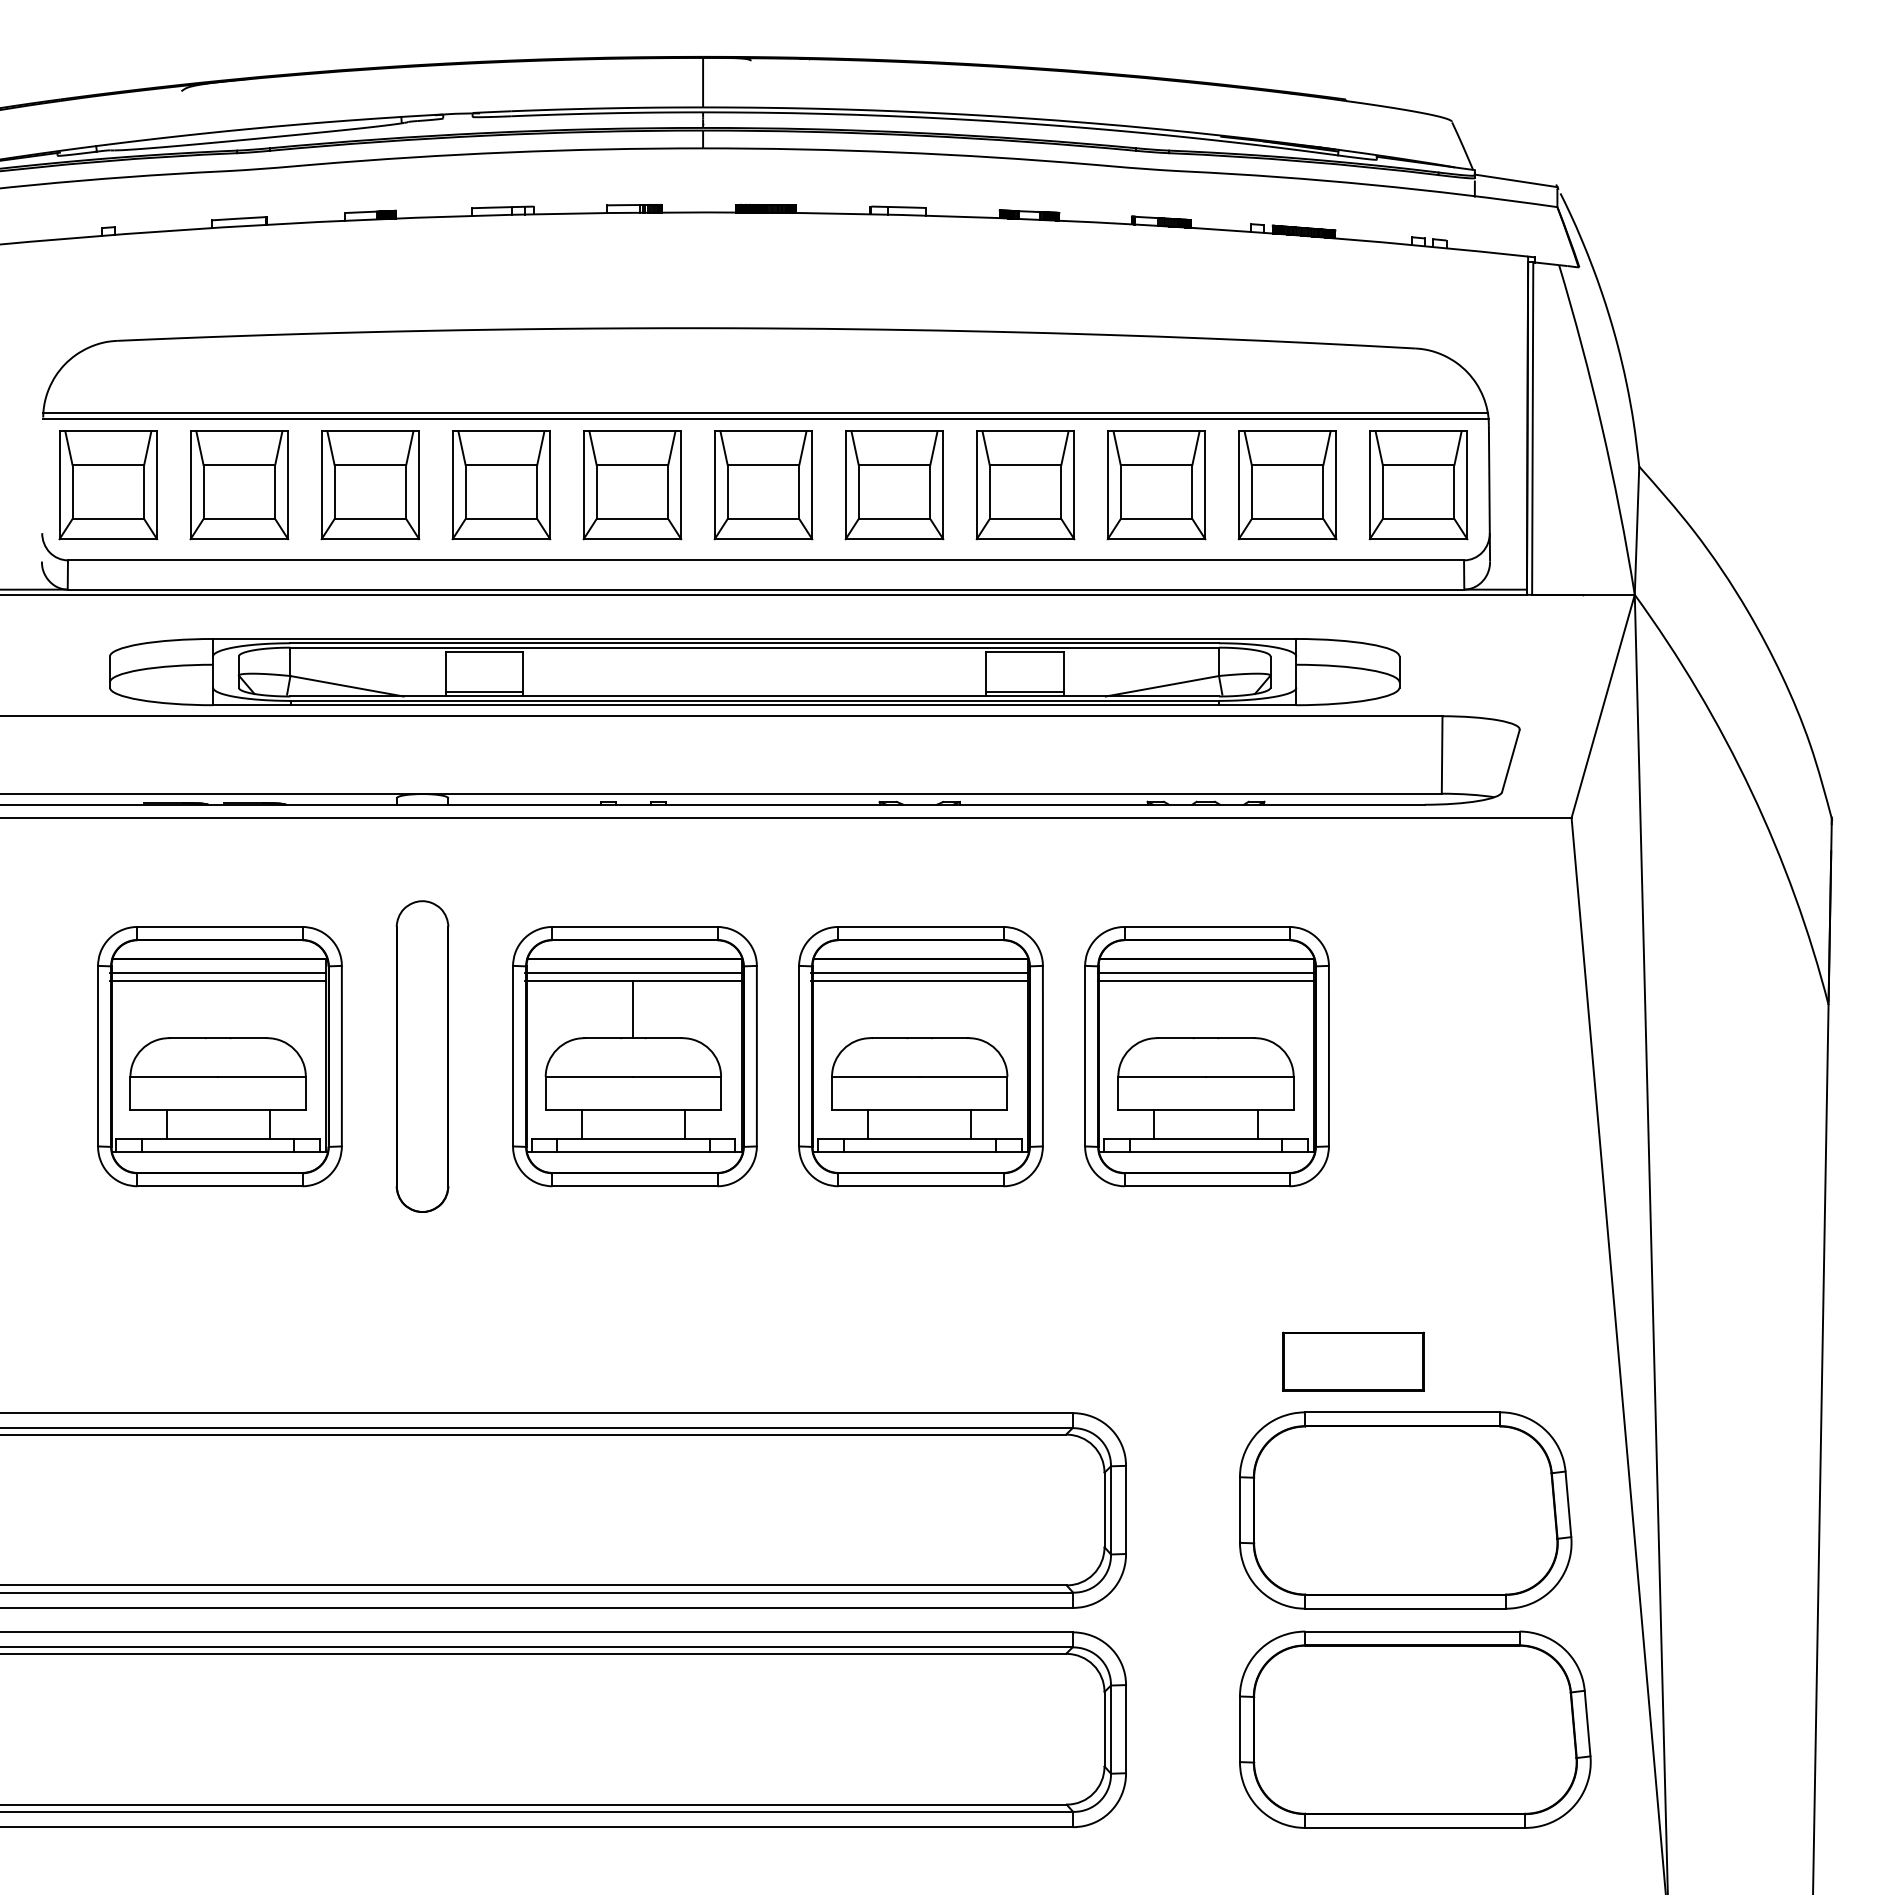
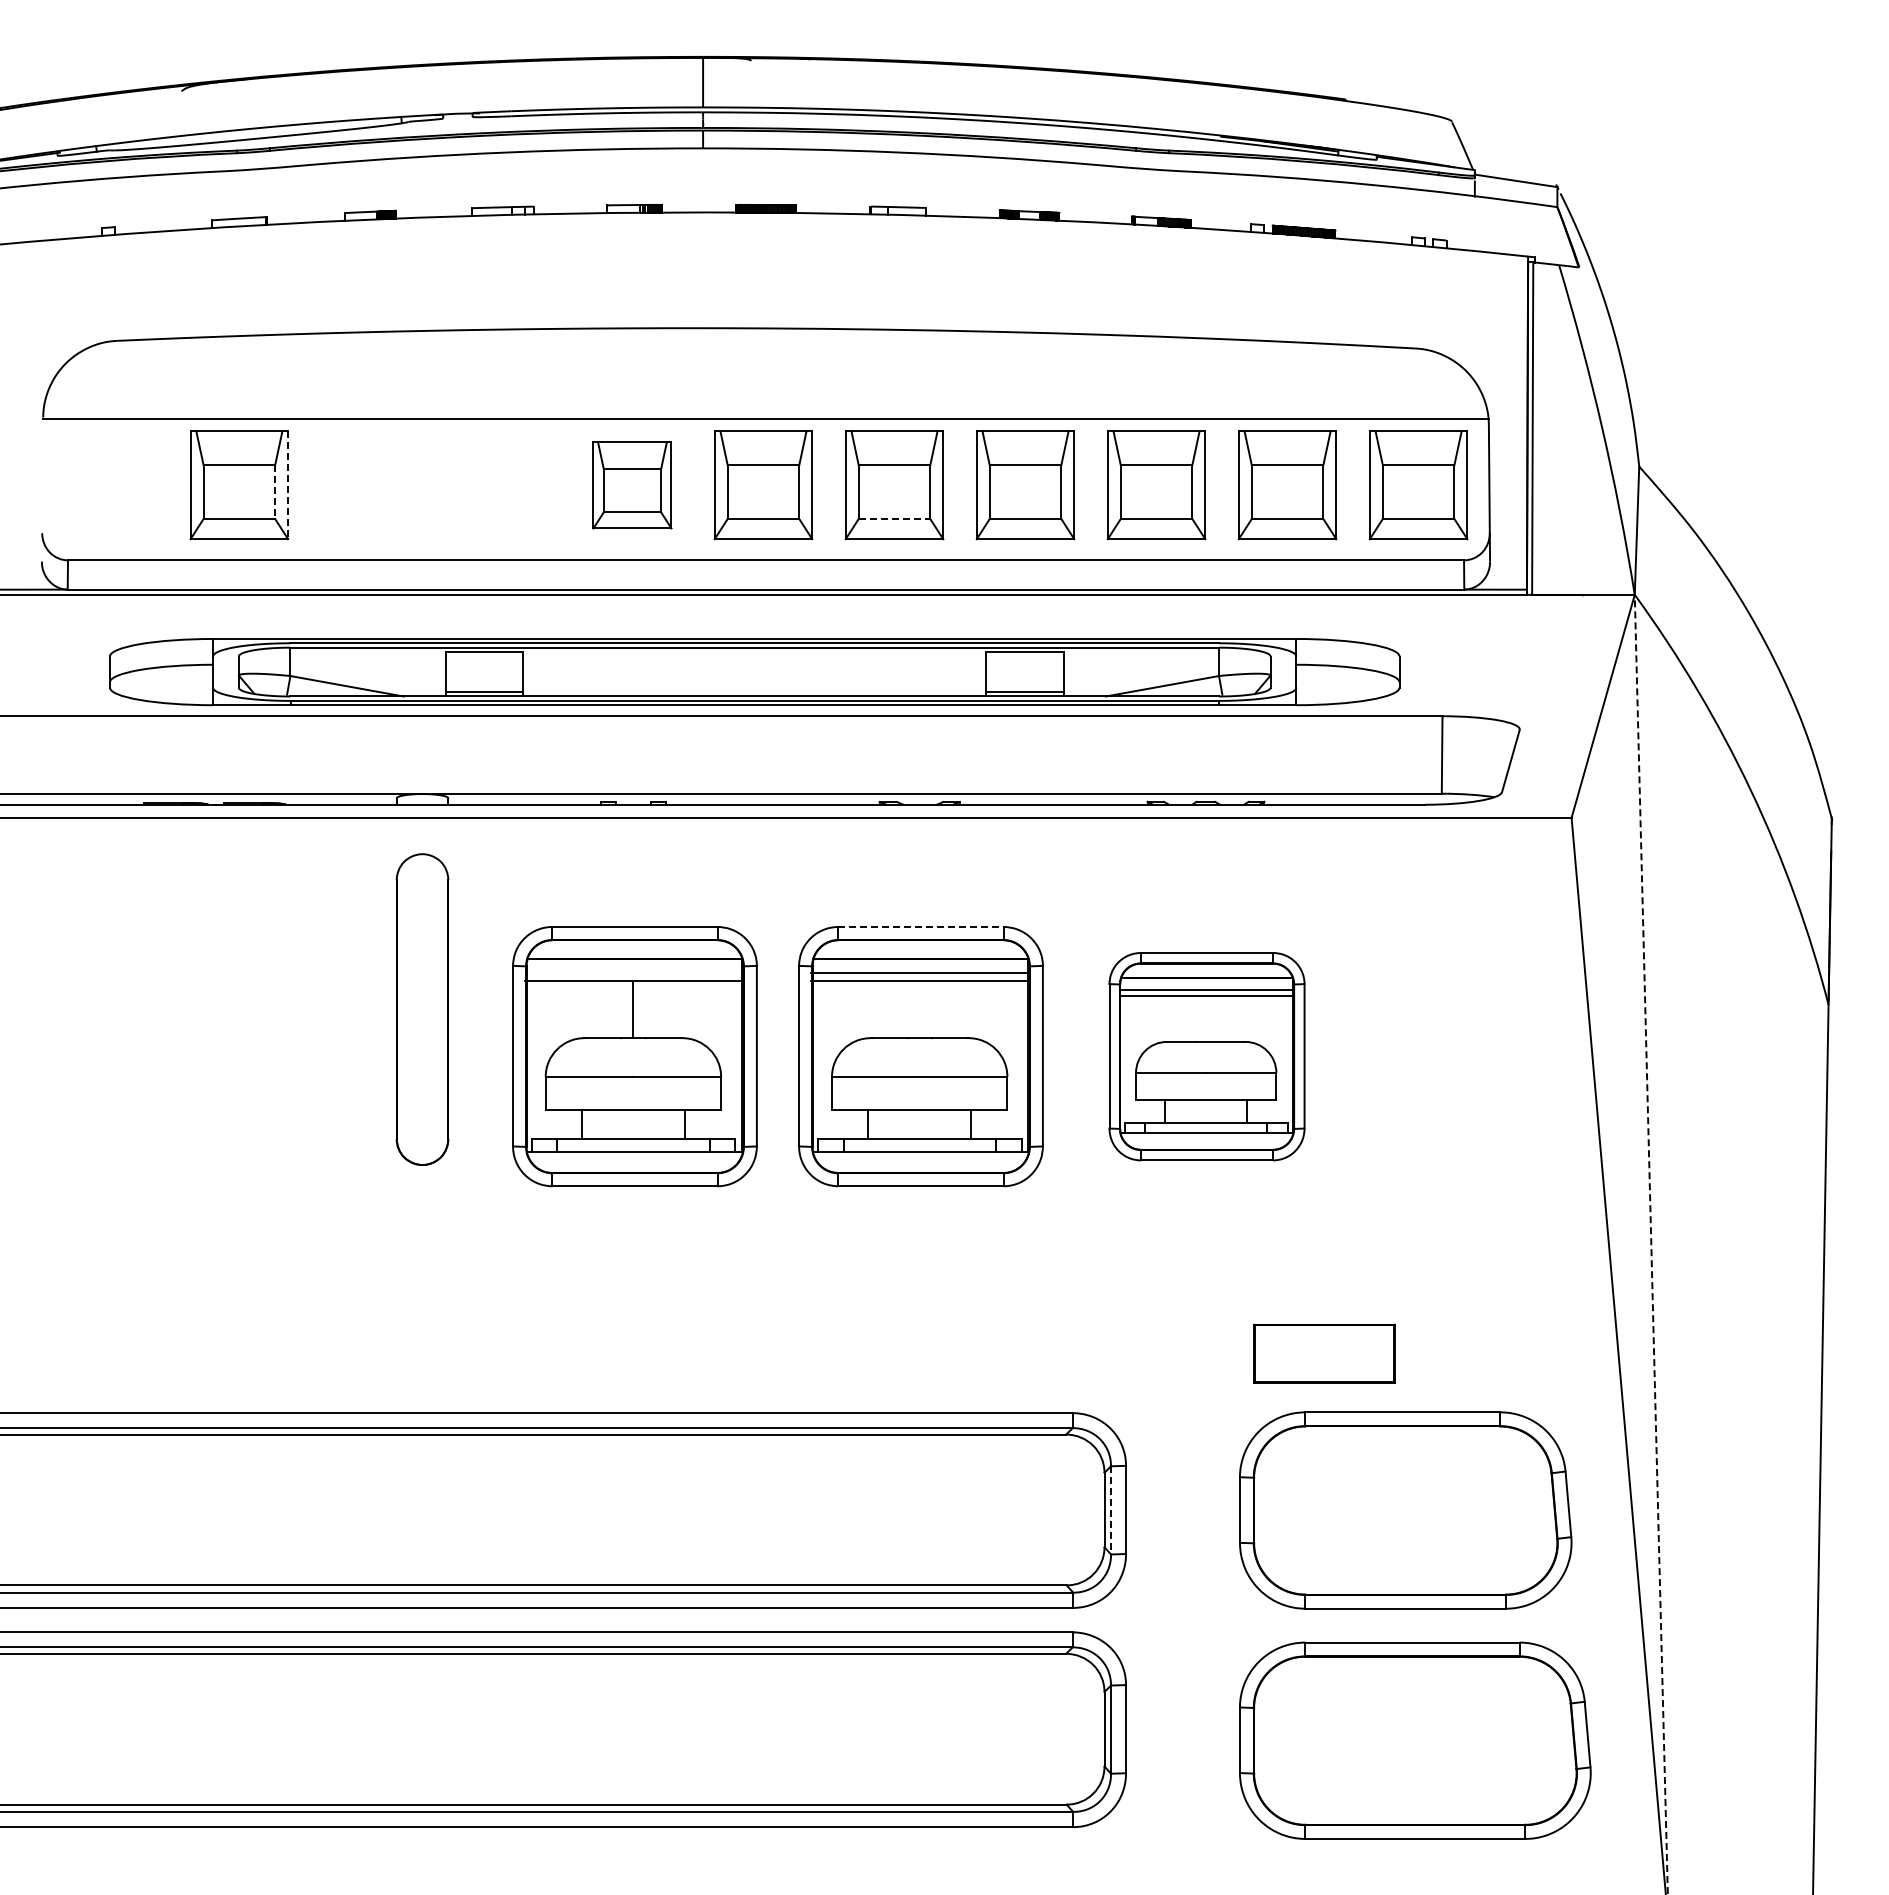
line: present -> none (765, 413)
part: present -> none (108, 485)
line: solid -> dashed (288, 485)
part: present -> none (370, 485)
part: present -> none (501, 485)
part size: 101x111 px -> 81x89 px (632, 485)
line: solid -> dashed (275, 492)
line: solid -> dashed (894, 519)
line: solid -> dashed (921, 927)
line: present -> none (633, 972)
part: present -> none (219, 1056)
part position: (422, 1056) -> (422, 1009) (422, 1009)
part size: 246x262 px -> 198x210 px (1206, 1056)
line: solid -> dashed (1651, 1244)
part position: (1353, 1361) -> (1324, 1353) (1324, 1353)
line: solid -> dashed (1111, 1510)
part position: (1415, 1729) -> (1415, 1740) (1415, 1740)
